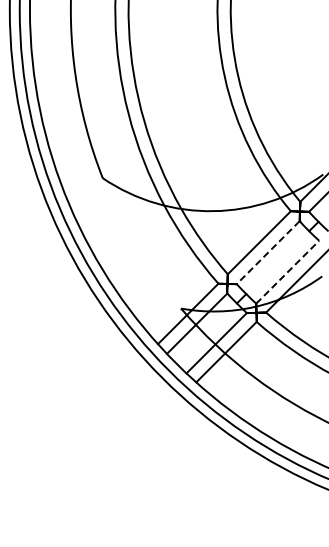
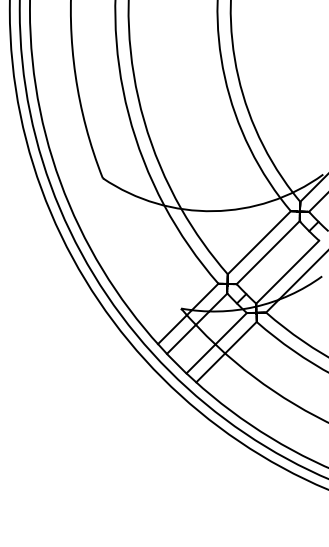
line: dashed -> solid (267, 253)
line: dashed -> solid (288, 271)
